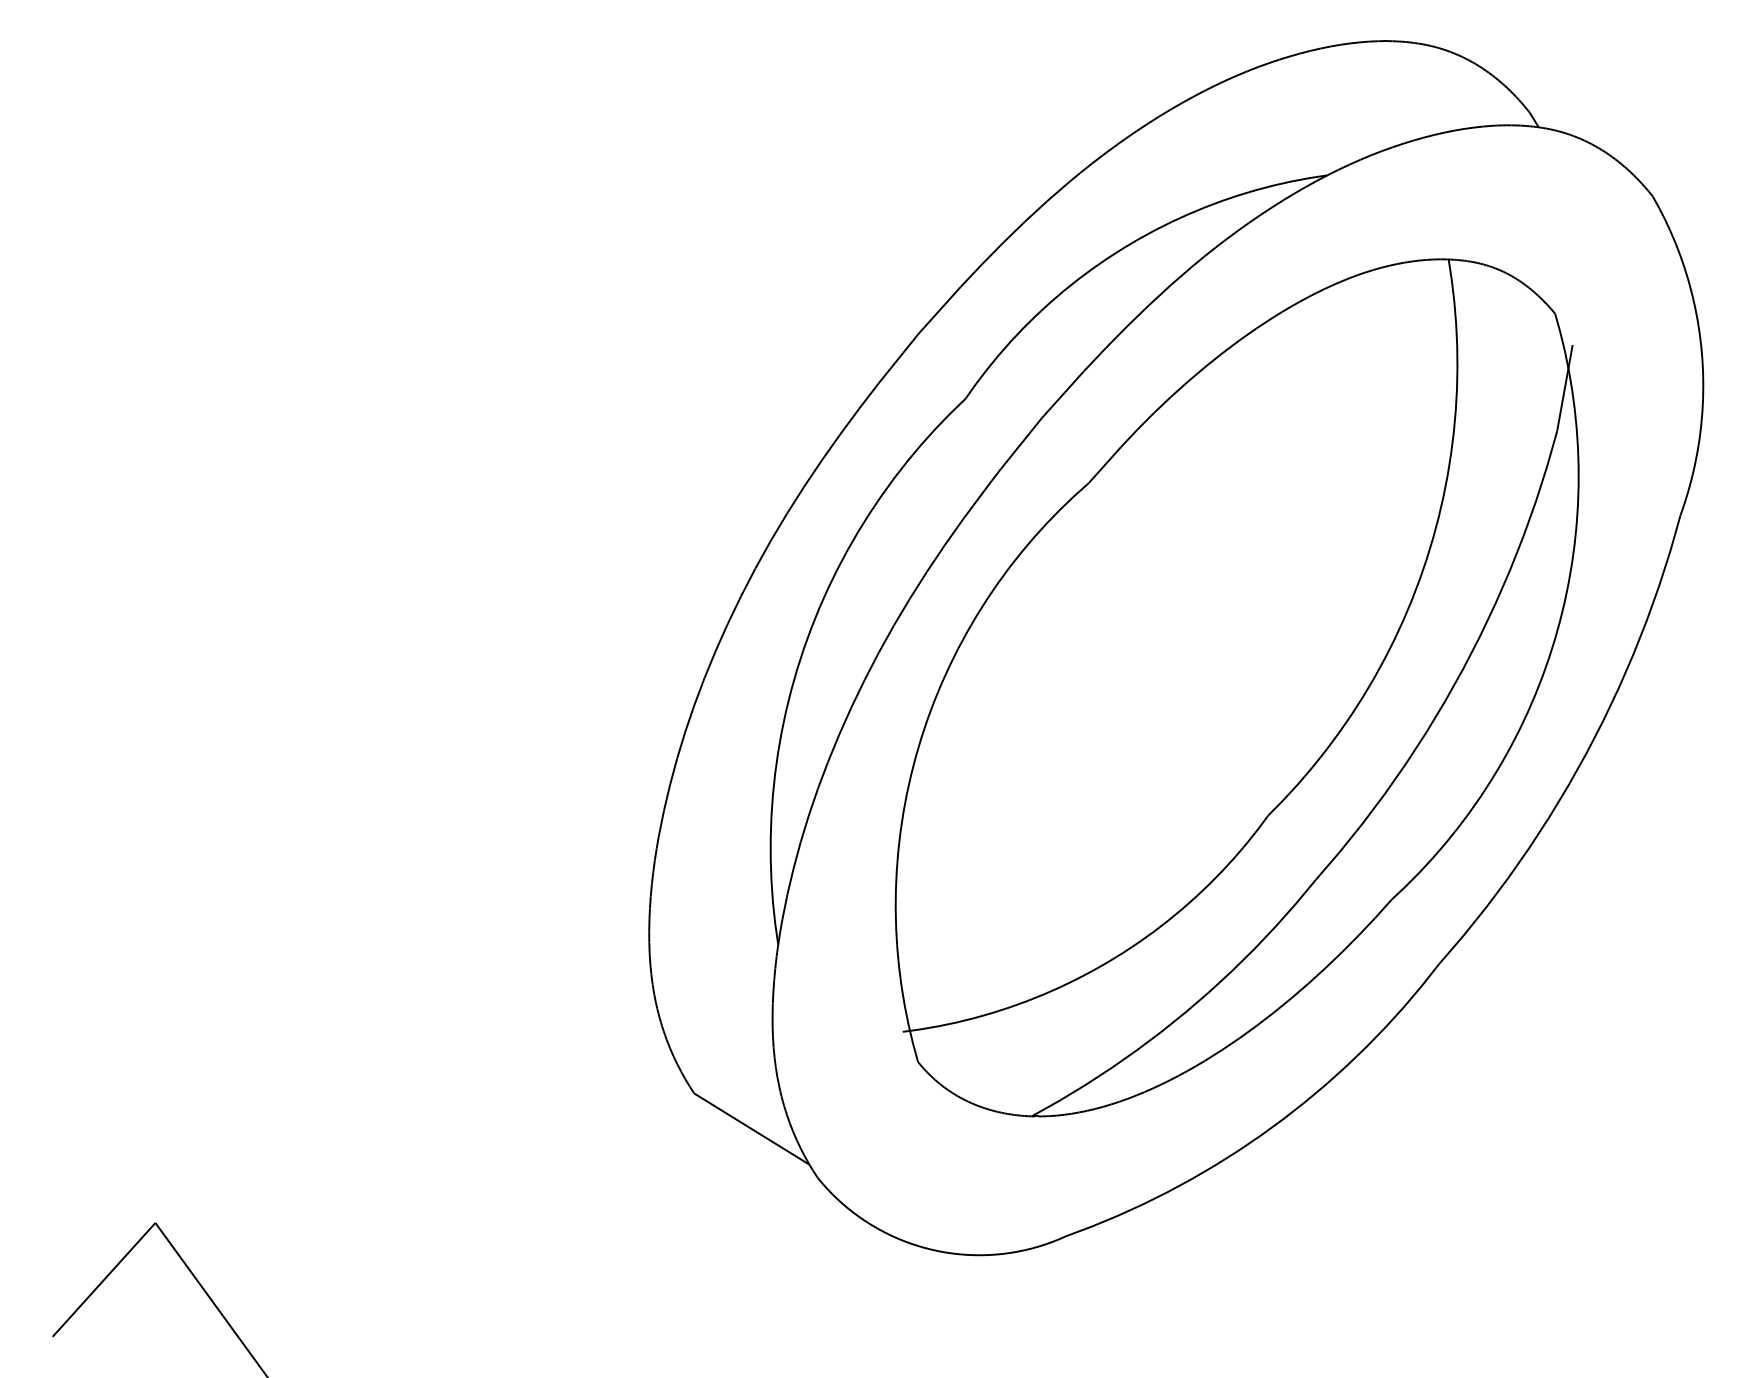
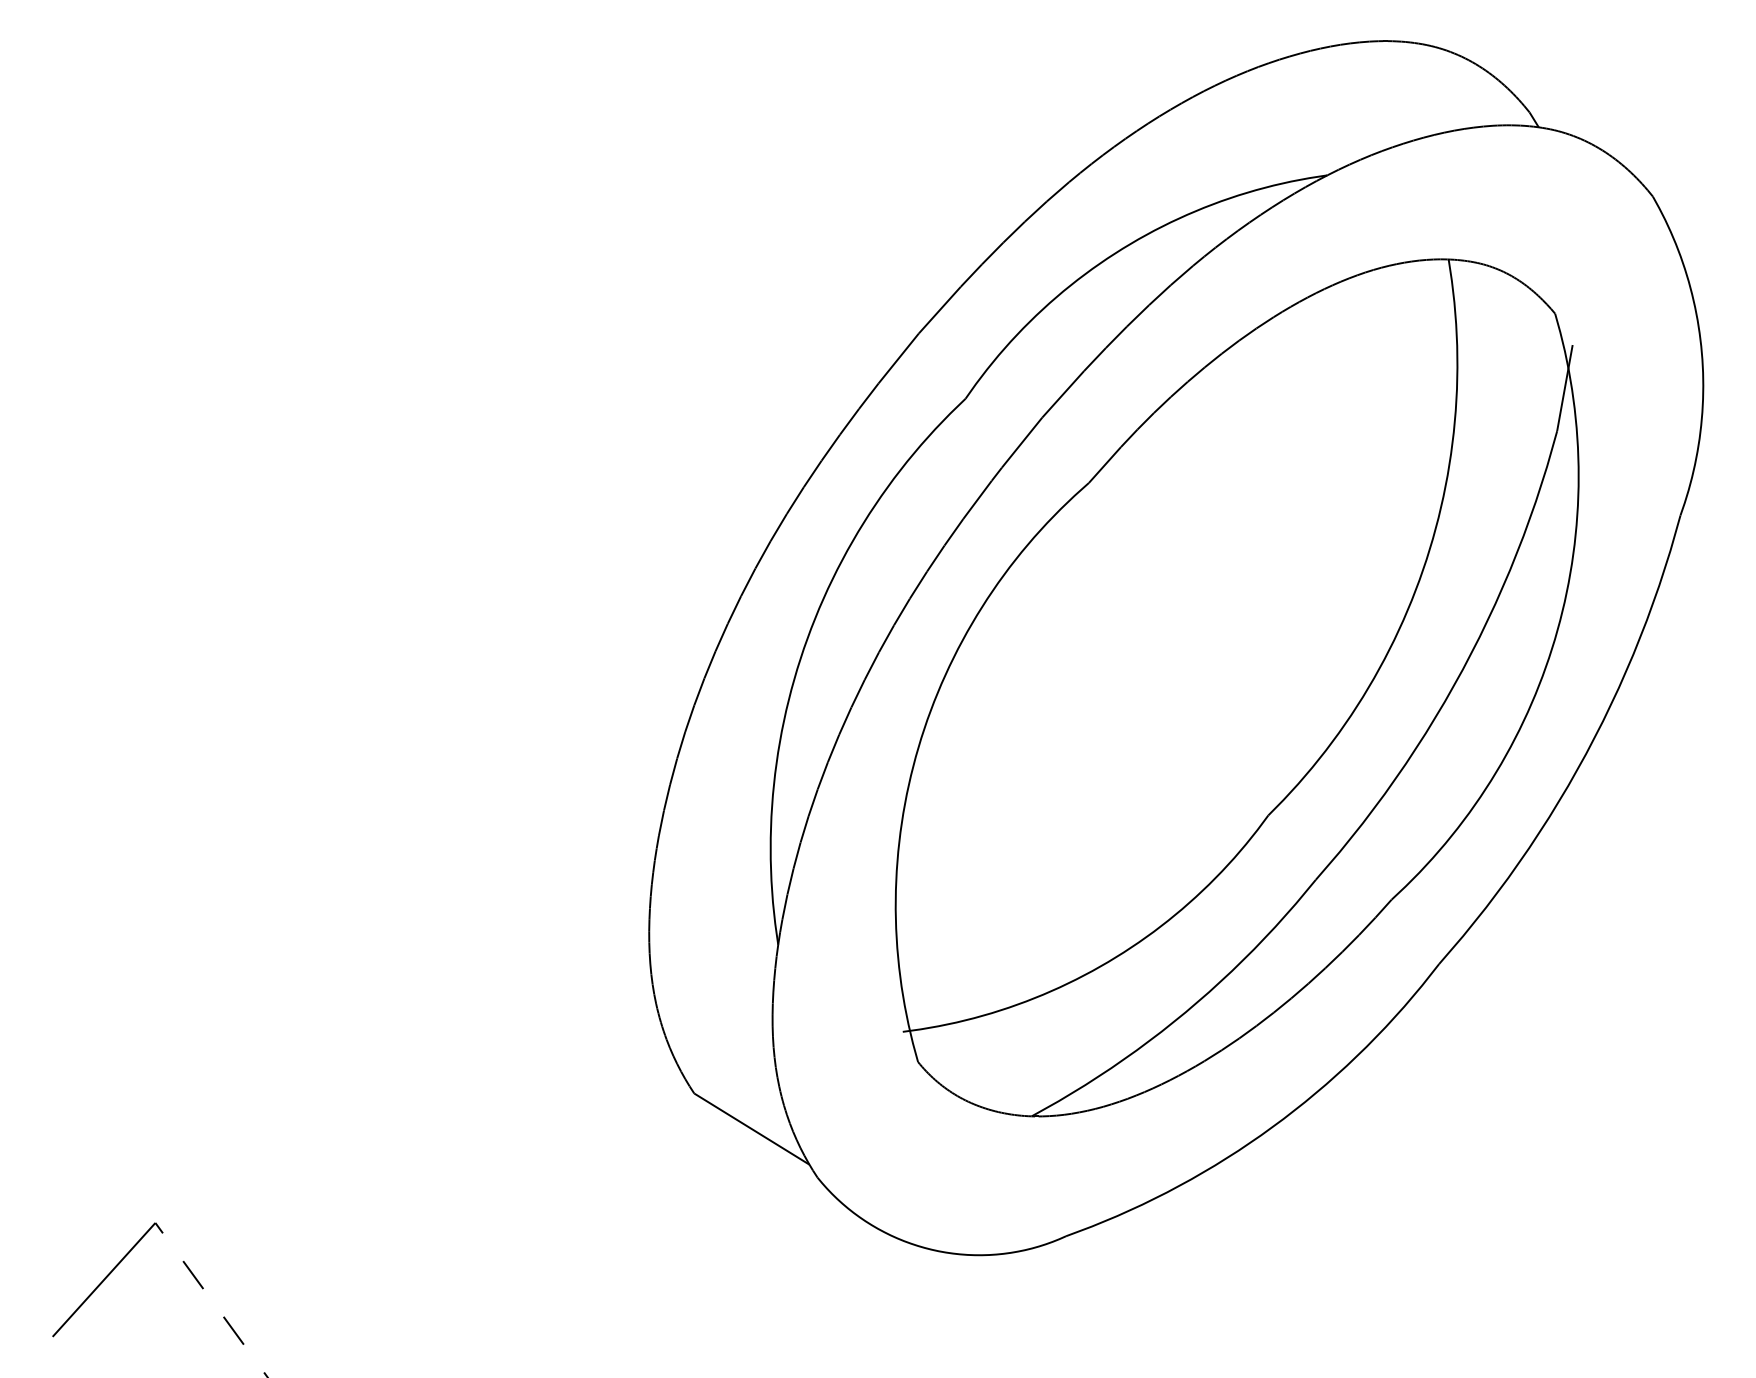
line: solid -> dashed (211, 1300)
